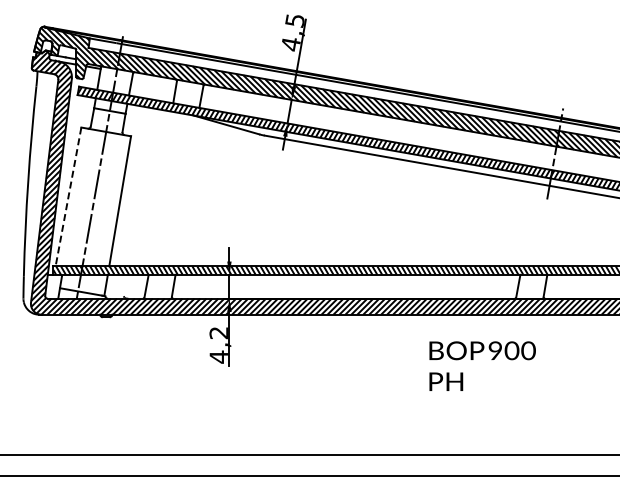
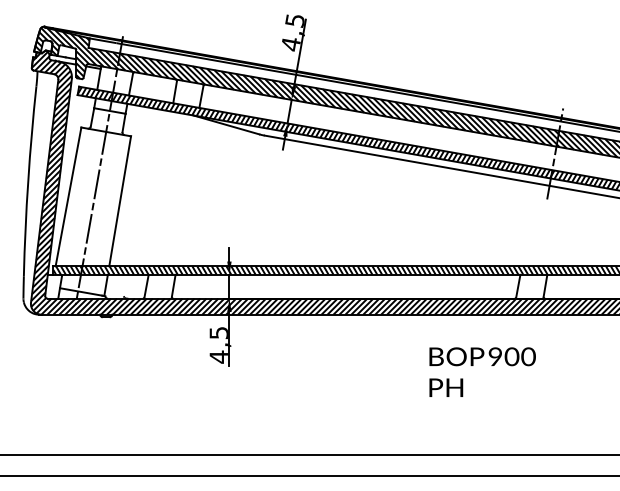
line: dashed -> solid (68, 196)
text: 4,2 -> 4,5 (218, 333)
text position: (482, 365) -> (482, 371) (482, 371)
